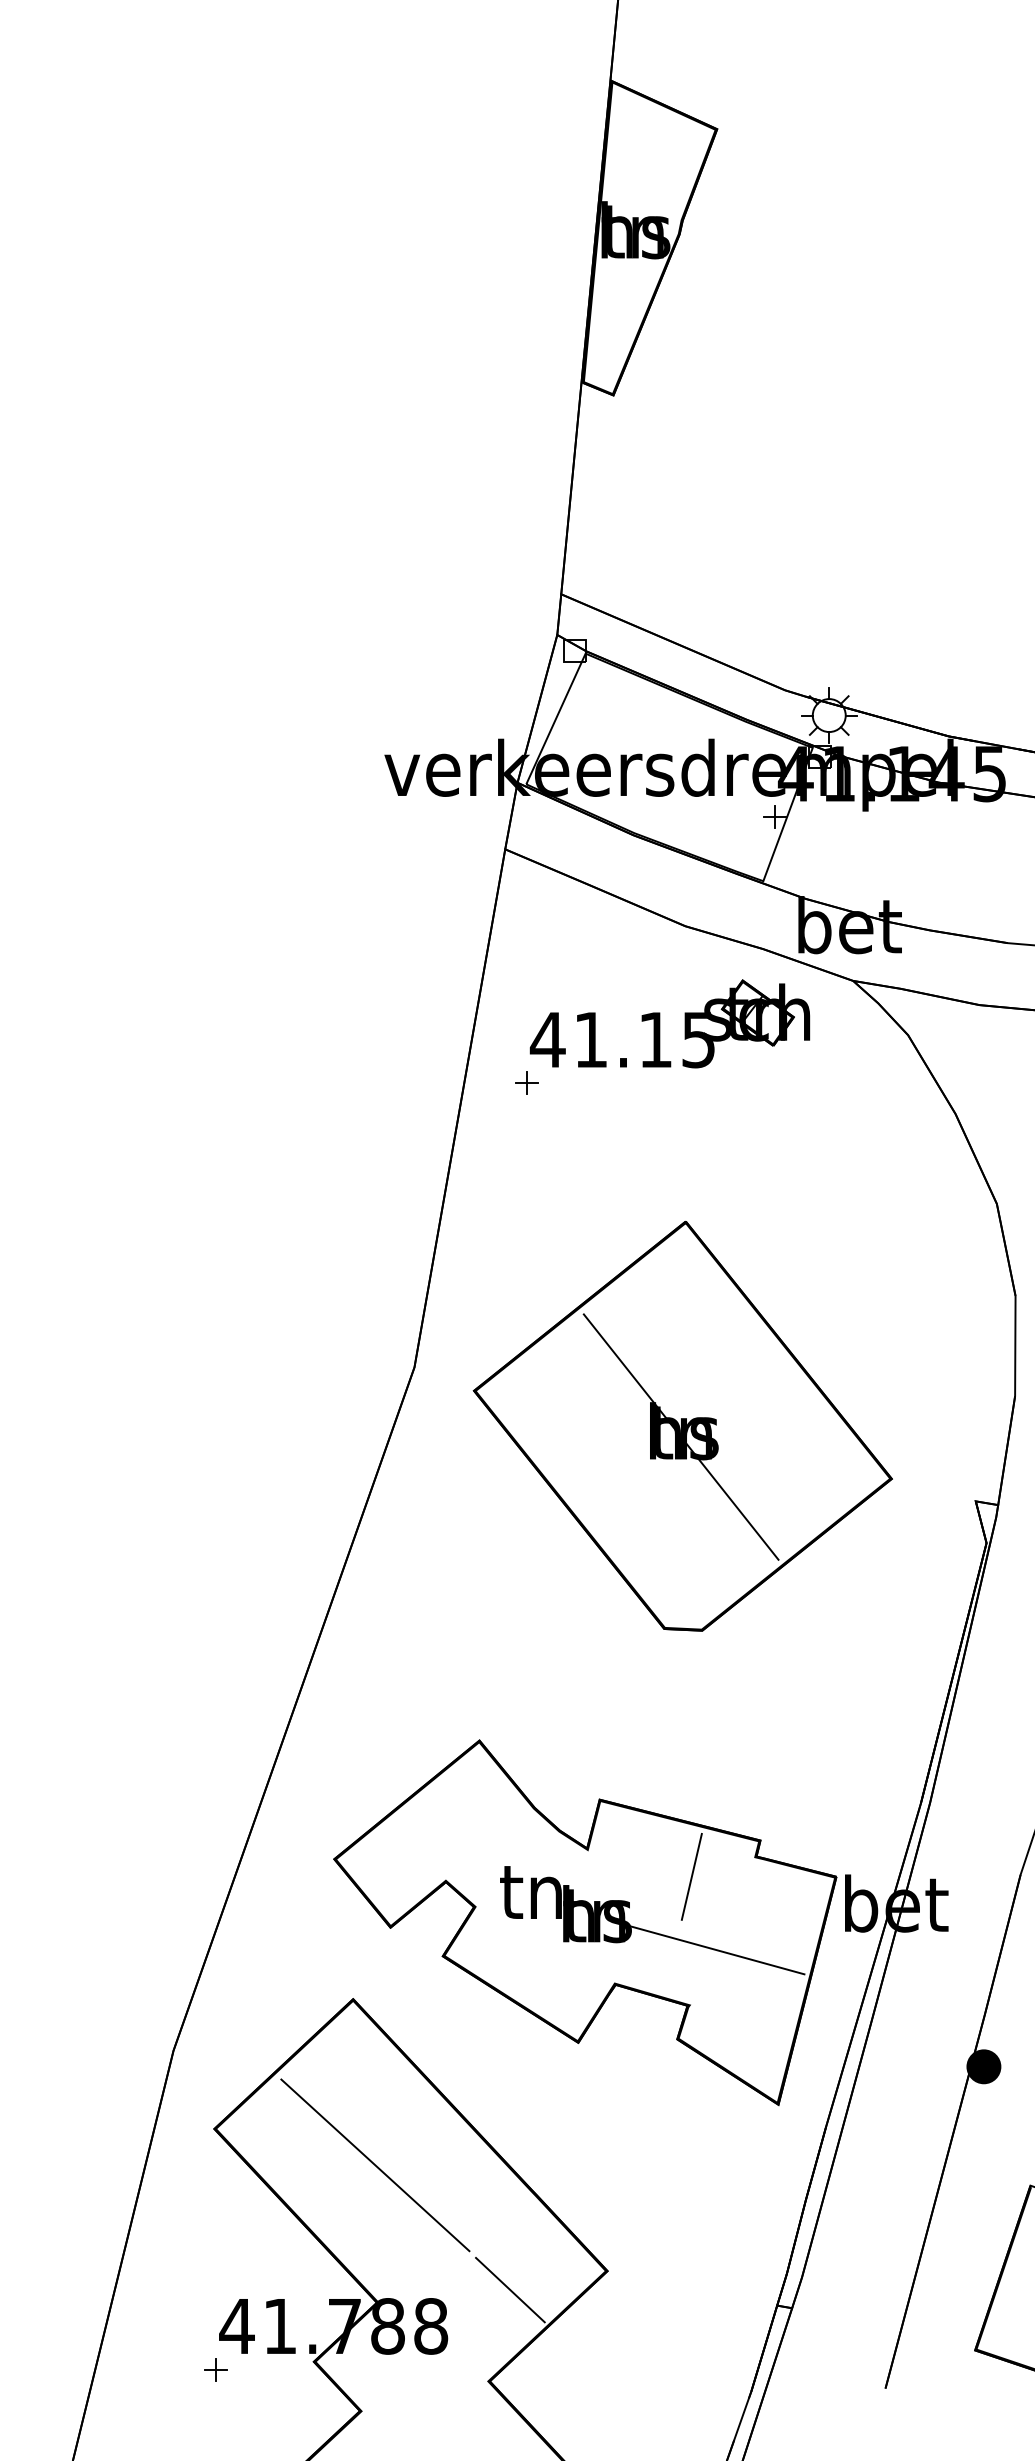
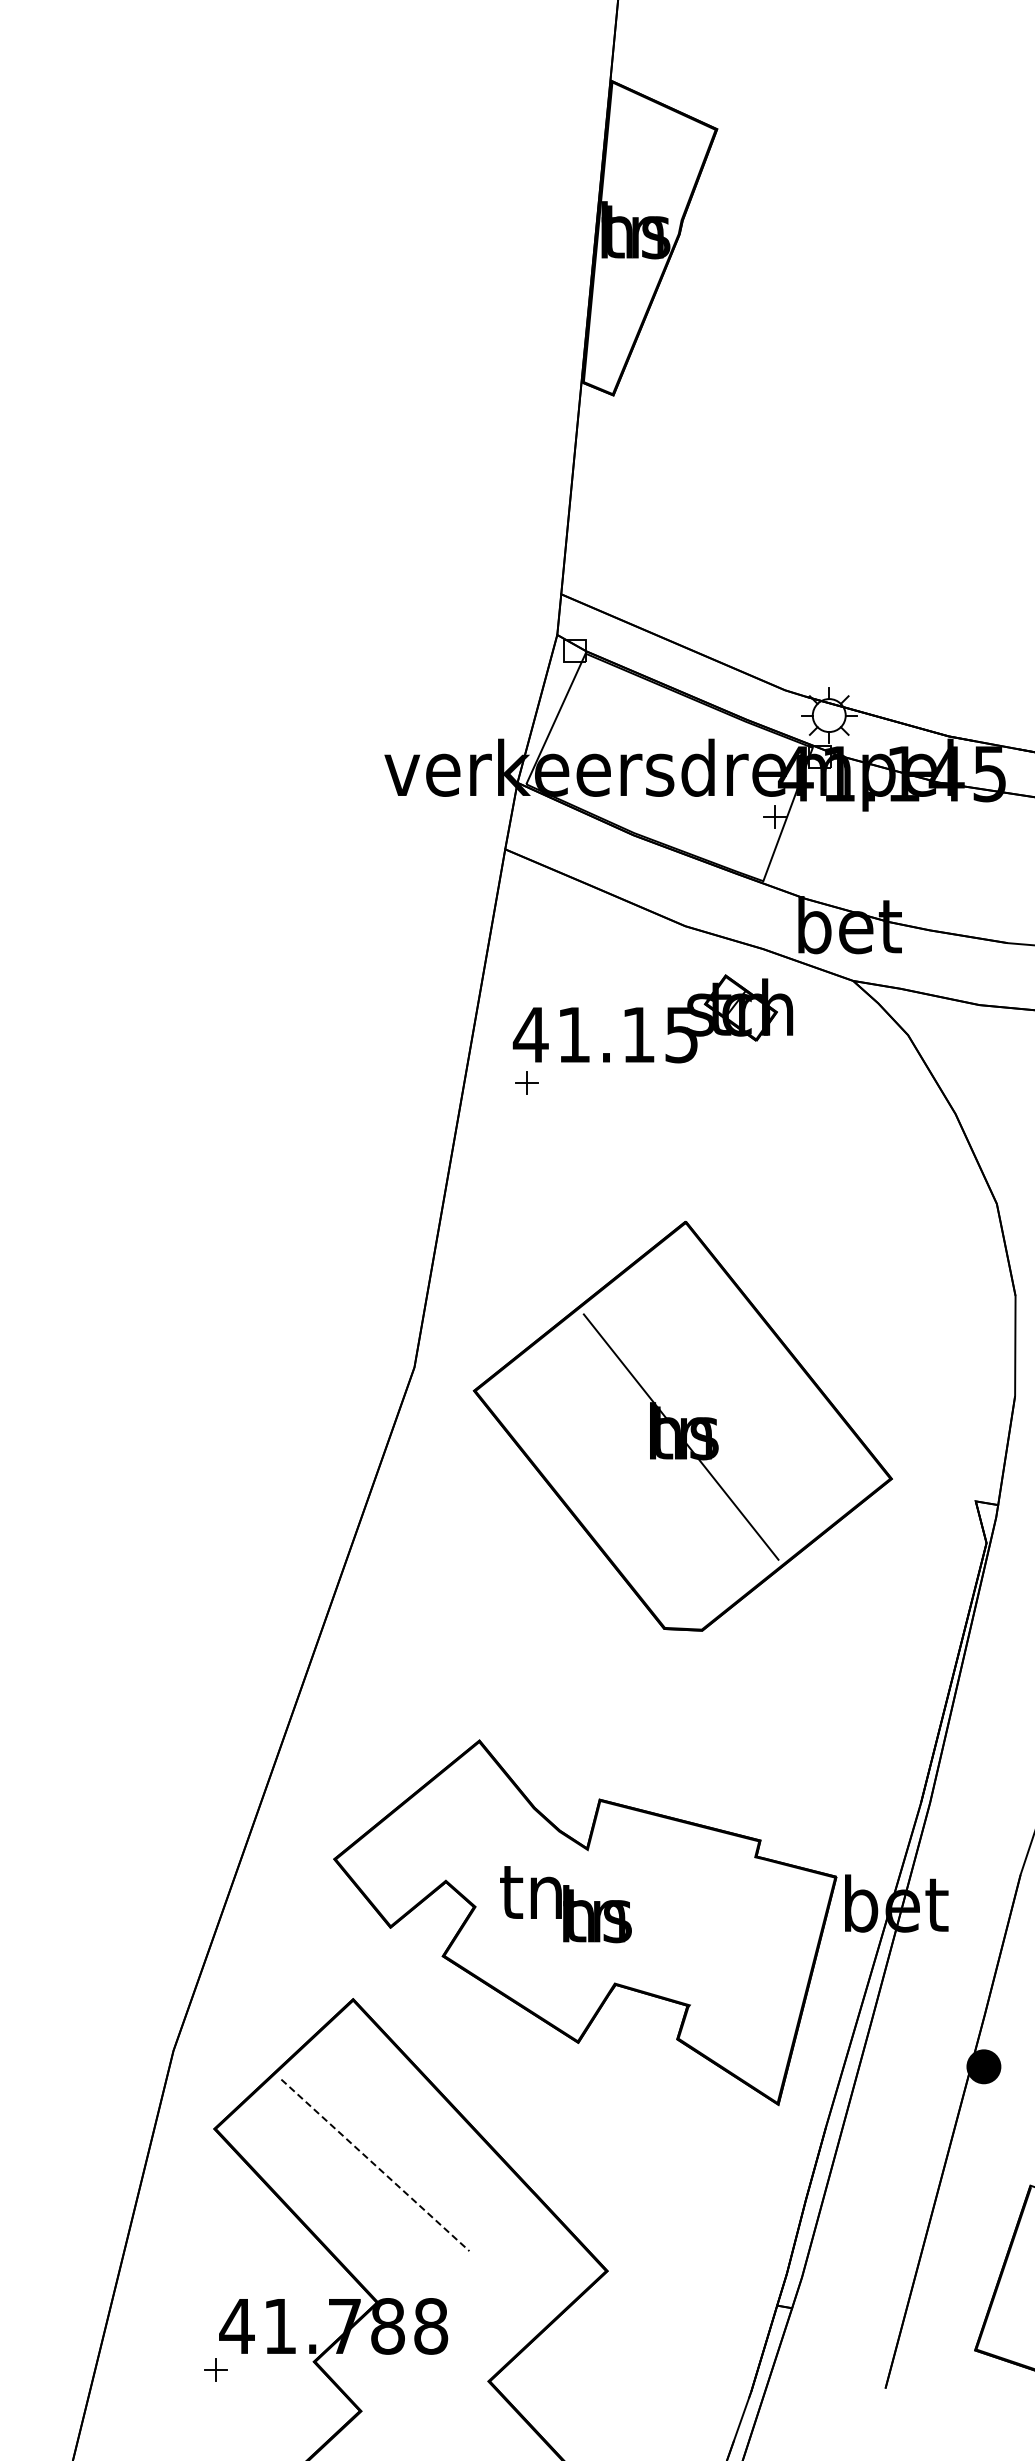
part position: (660, 1023) -> (643, 1018) (643, 1018)
line: present -> none (691, 1876)
line: present -> none (717, 1950)
line: solid -> dashed (375, 2165)
line: present -> none (510, 2289)
